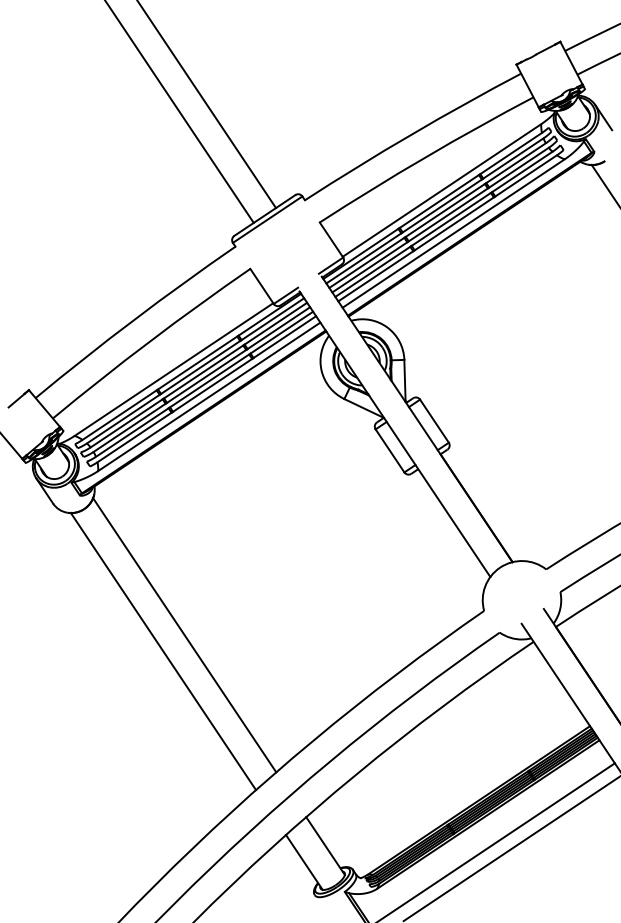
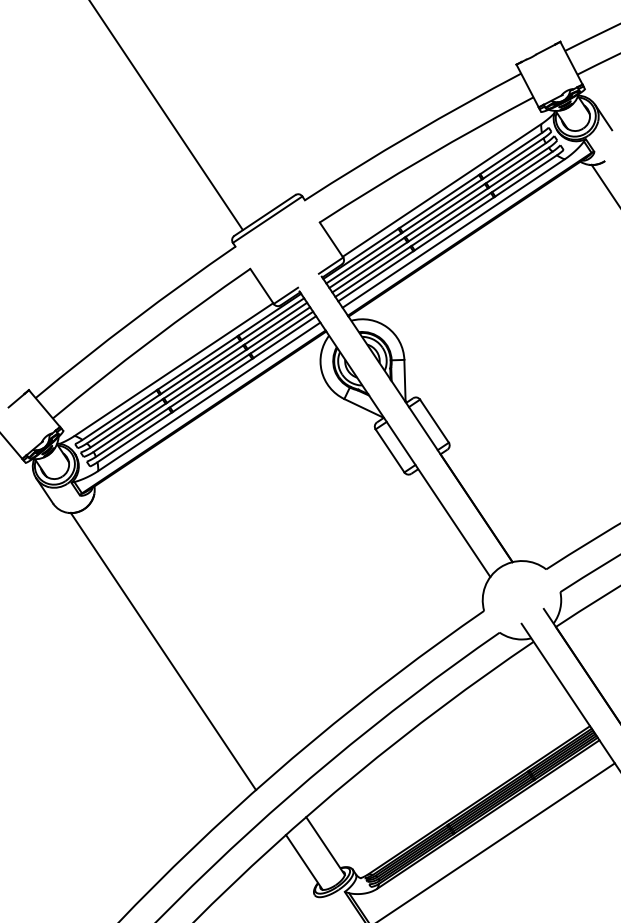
line: present -> none (207, 105)
line position: (179, 112) -> (166, 115) (166, 115)
line: present -> none (184, 635)
line: present -> none (511, 848)
